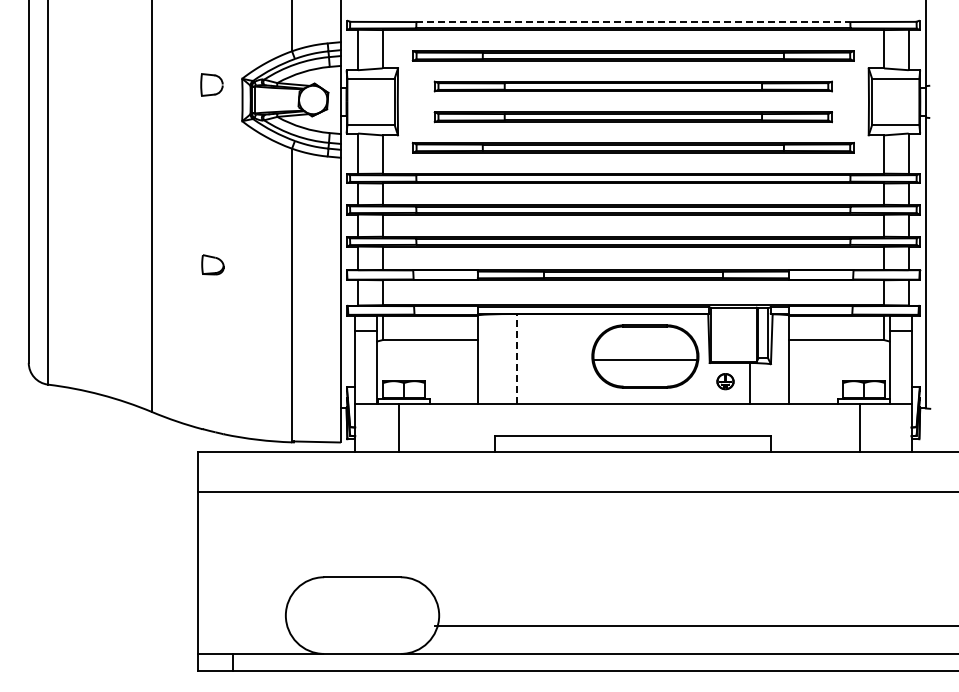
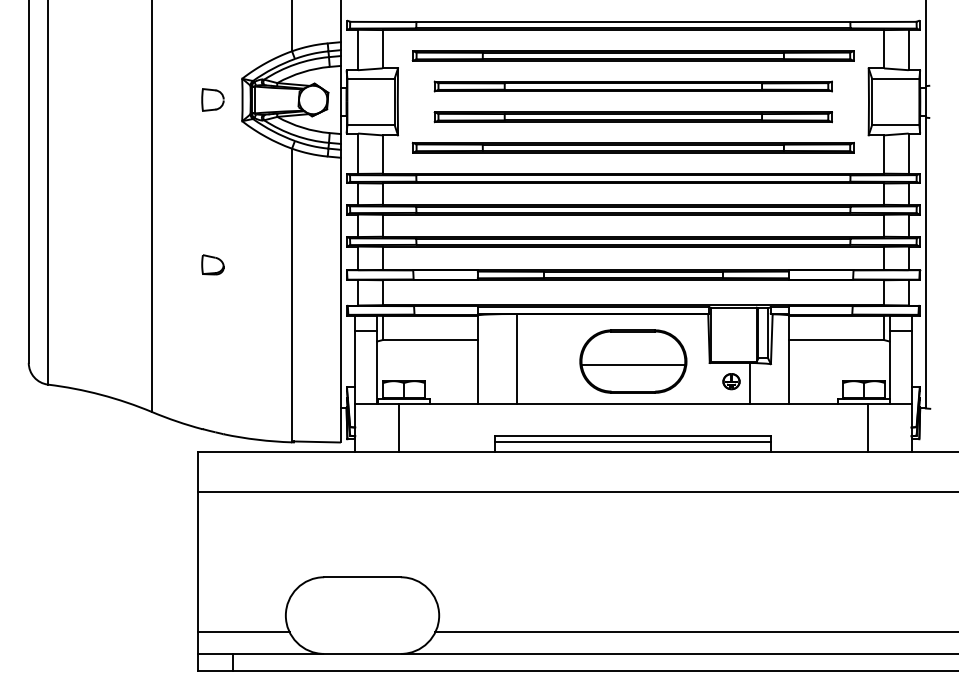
line: dashed -> solid (633, 22)
part position: (211, 84) -> (212, 99) (212, 99)
part position: (645, 356) -> (633, 361) (633, 361)
line: dashed -> solid (517, 358)
part position: (725, 381) -> (731, 381) (731, 381)
line position: (859, 428) -> (867, 428) (867, 428)
line: none -> present (633, 441)
line position: (695, 626) -> (695, 632) (695, 632)
line: none -> present (243, 632)
